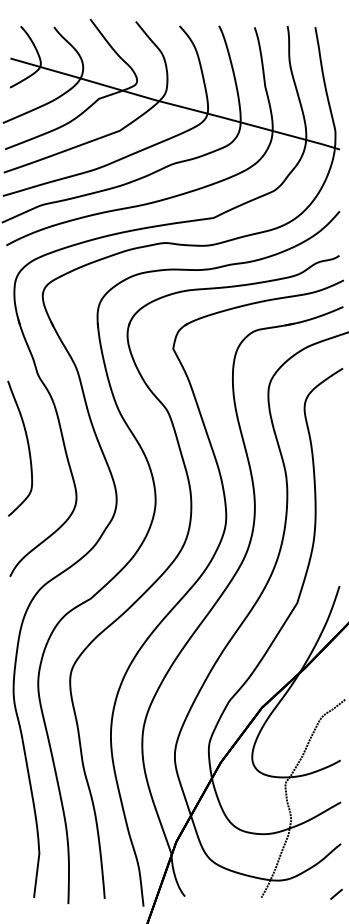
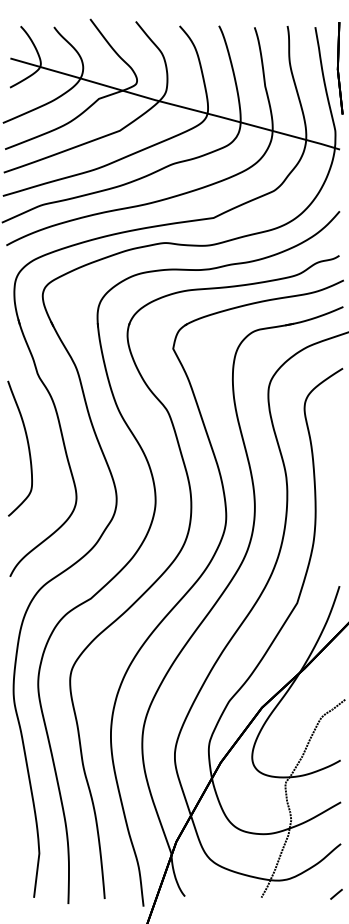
part: none -> present (339, 68)
